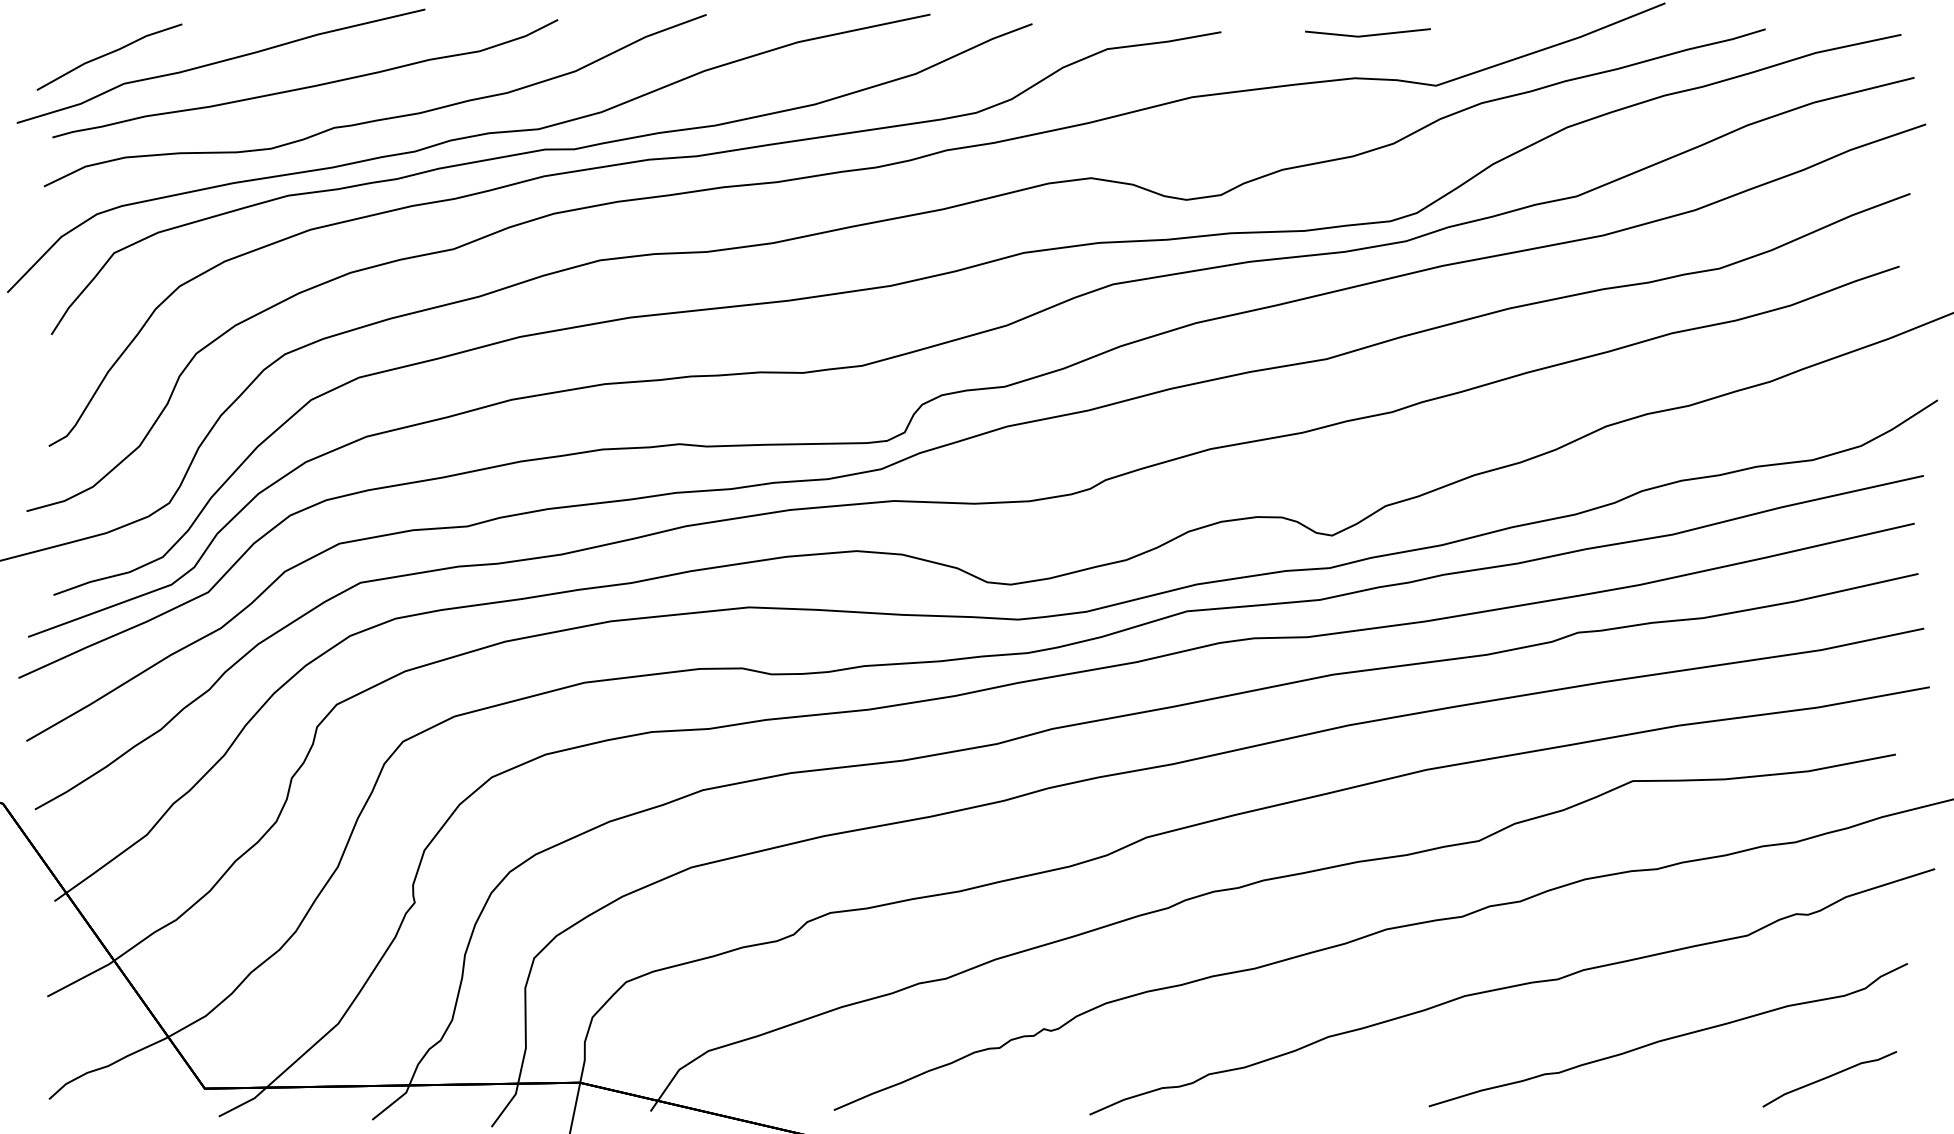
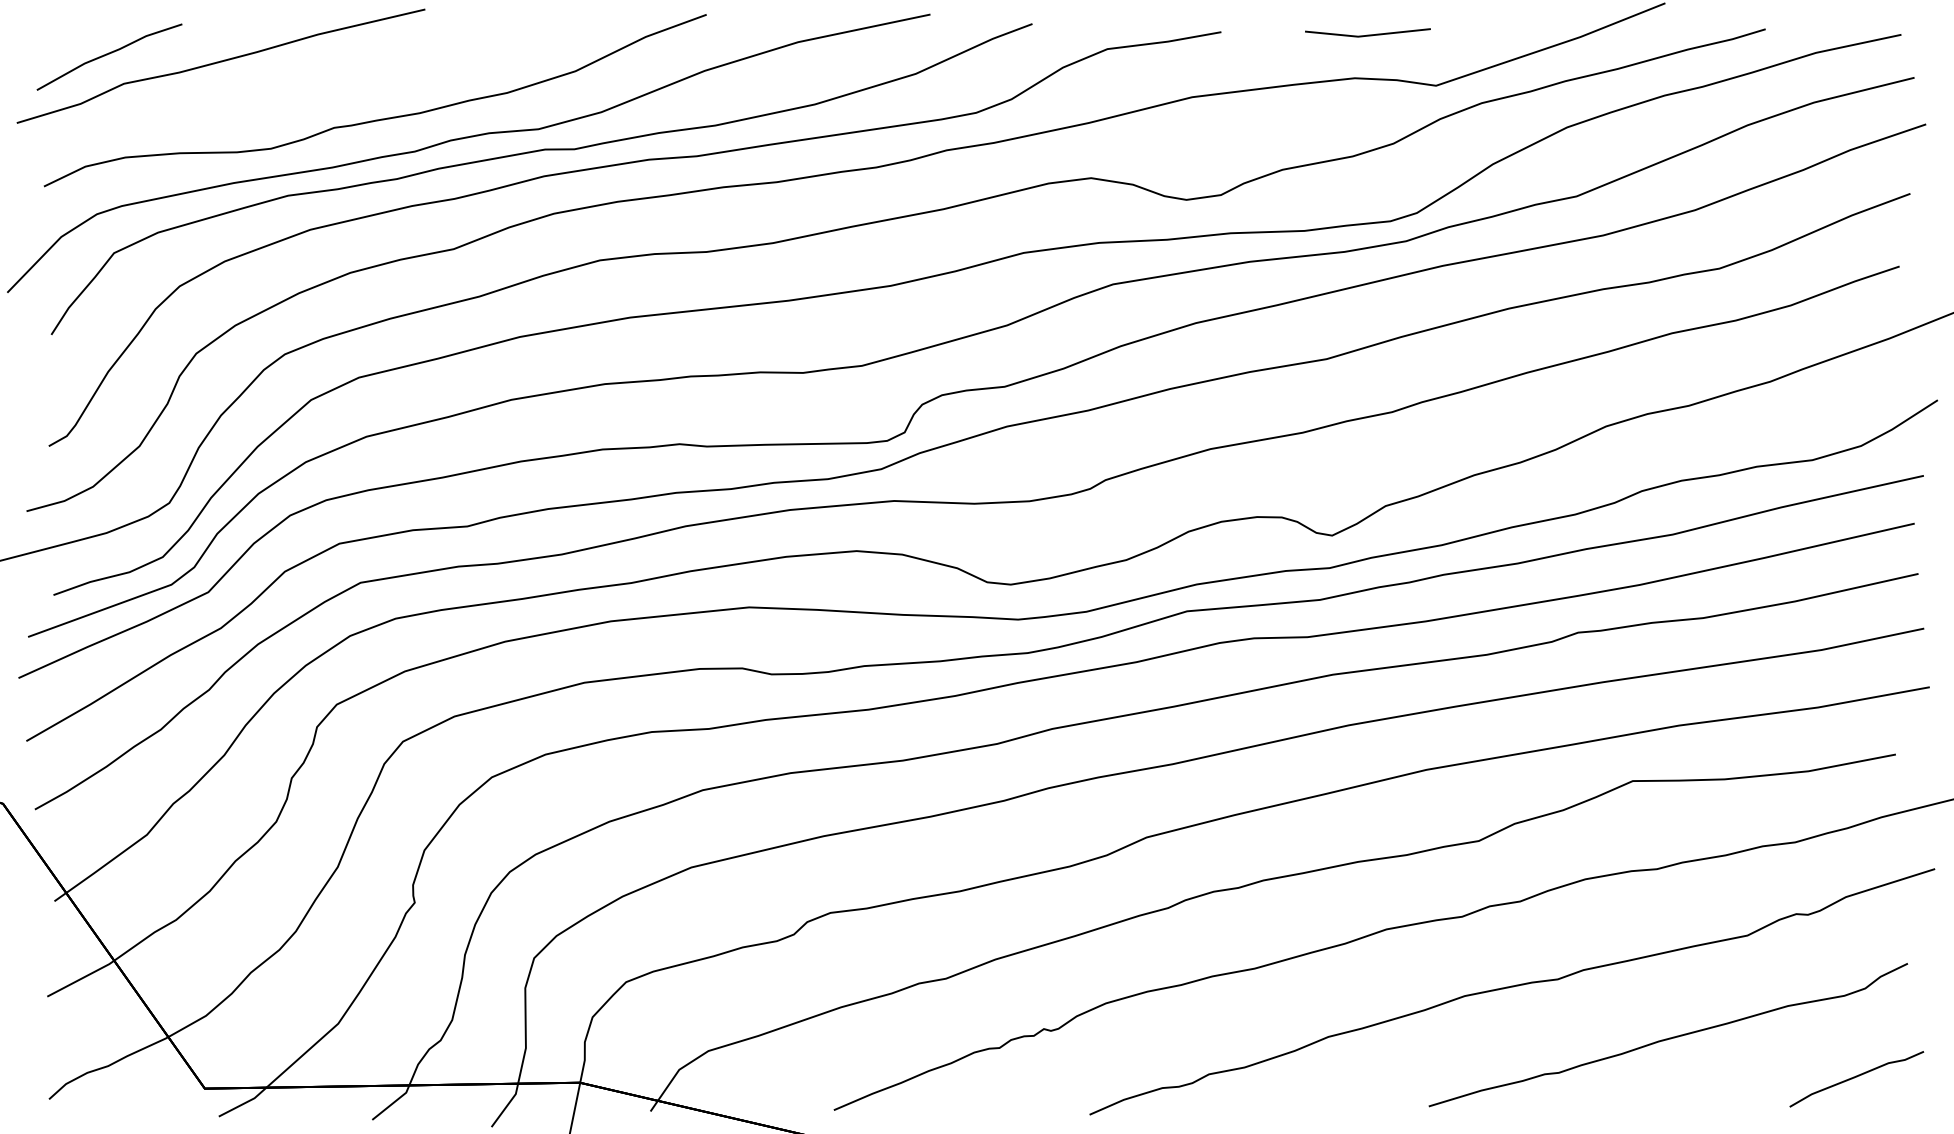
part: present -> none (306, 86)
part position: (1829, 1079) -> (1856, 1079) (1856, 1079)
